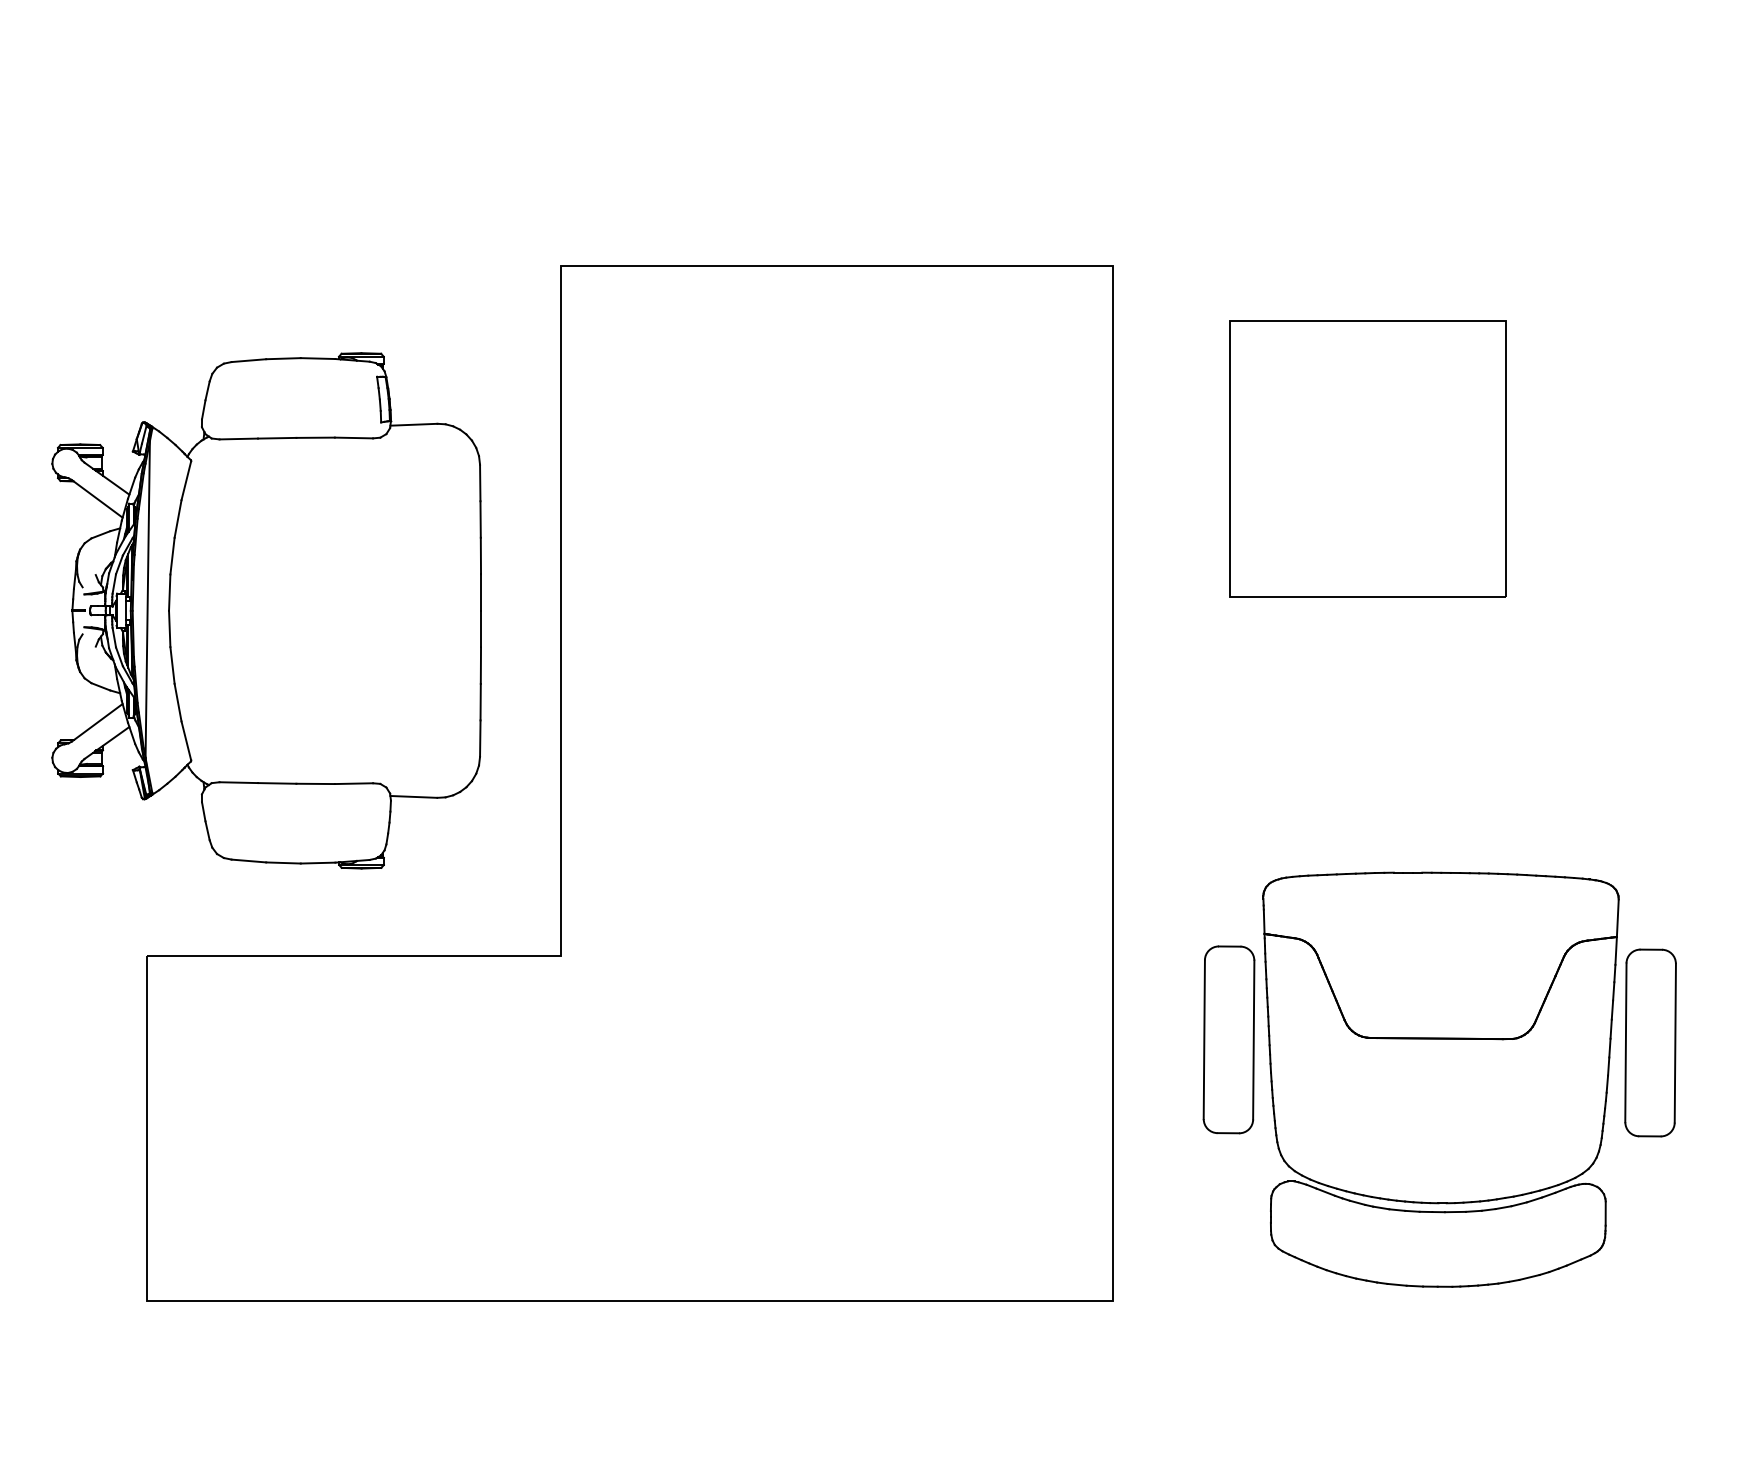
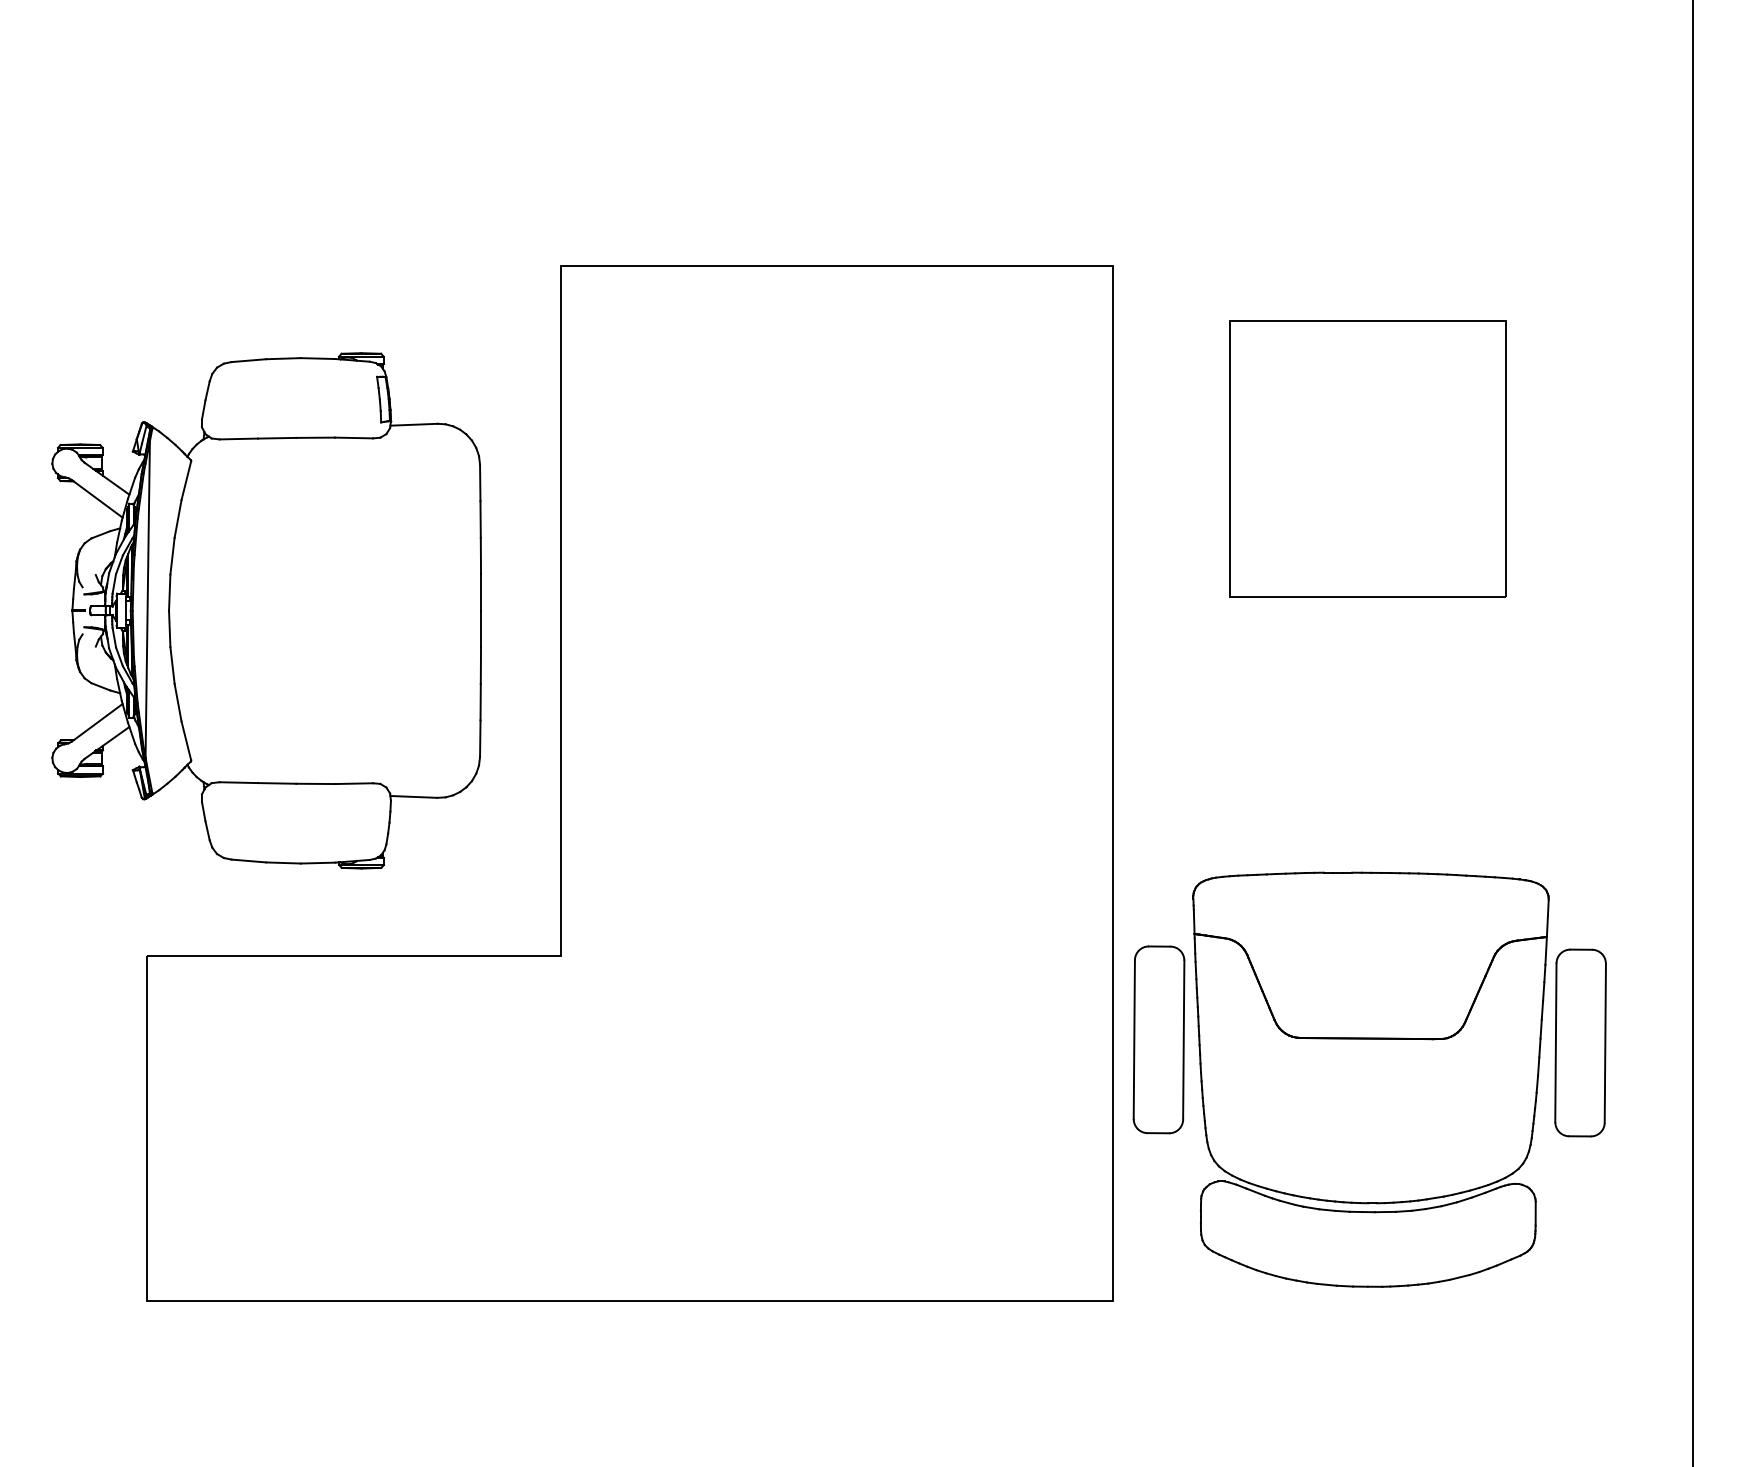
line: none -> present (1692, 732)
part position: (1439, 1079) -> (1369, 1079) (1369, 1079)
